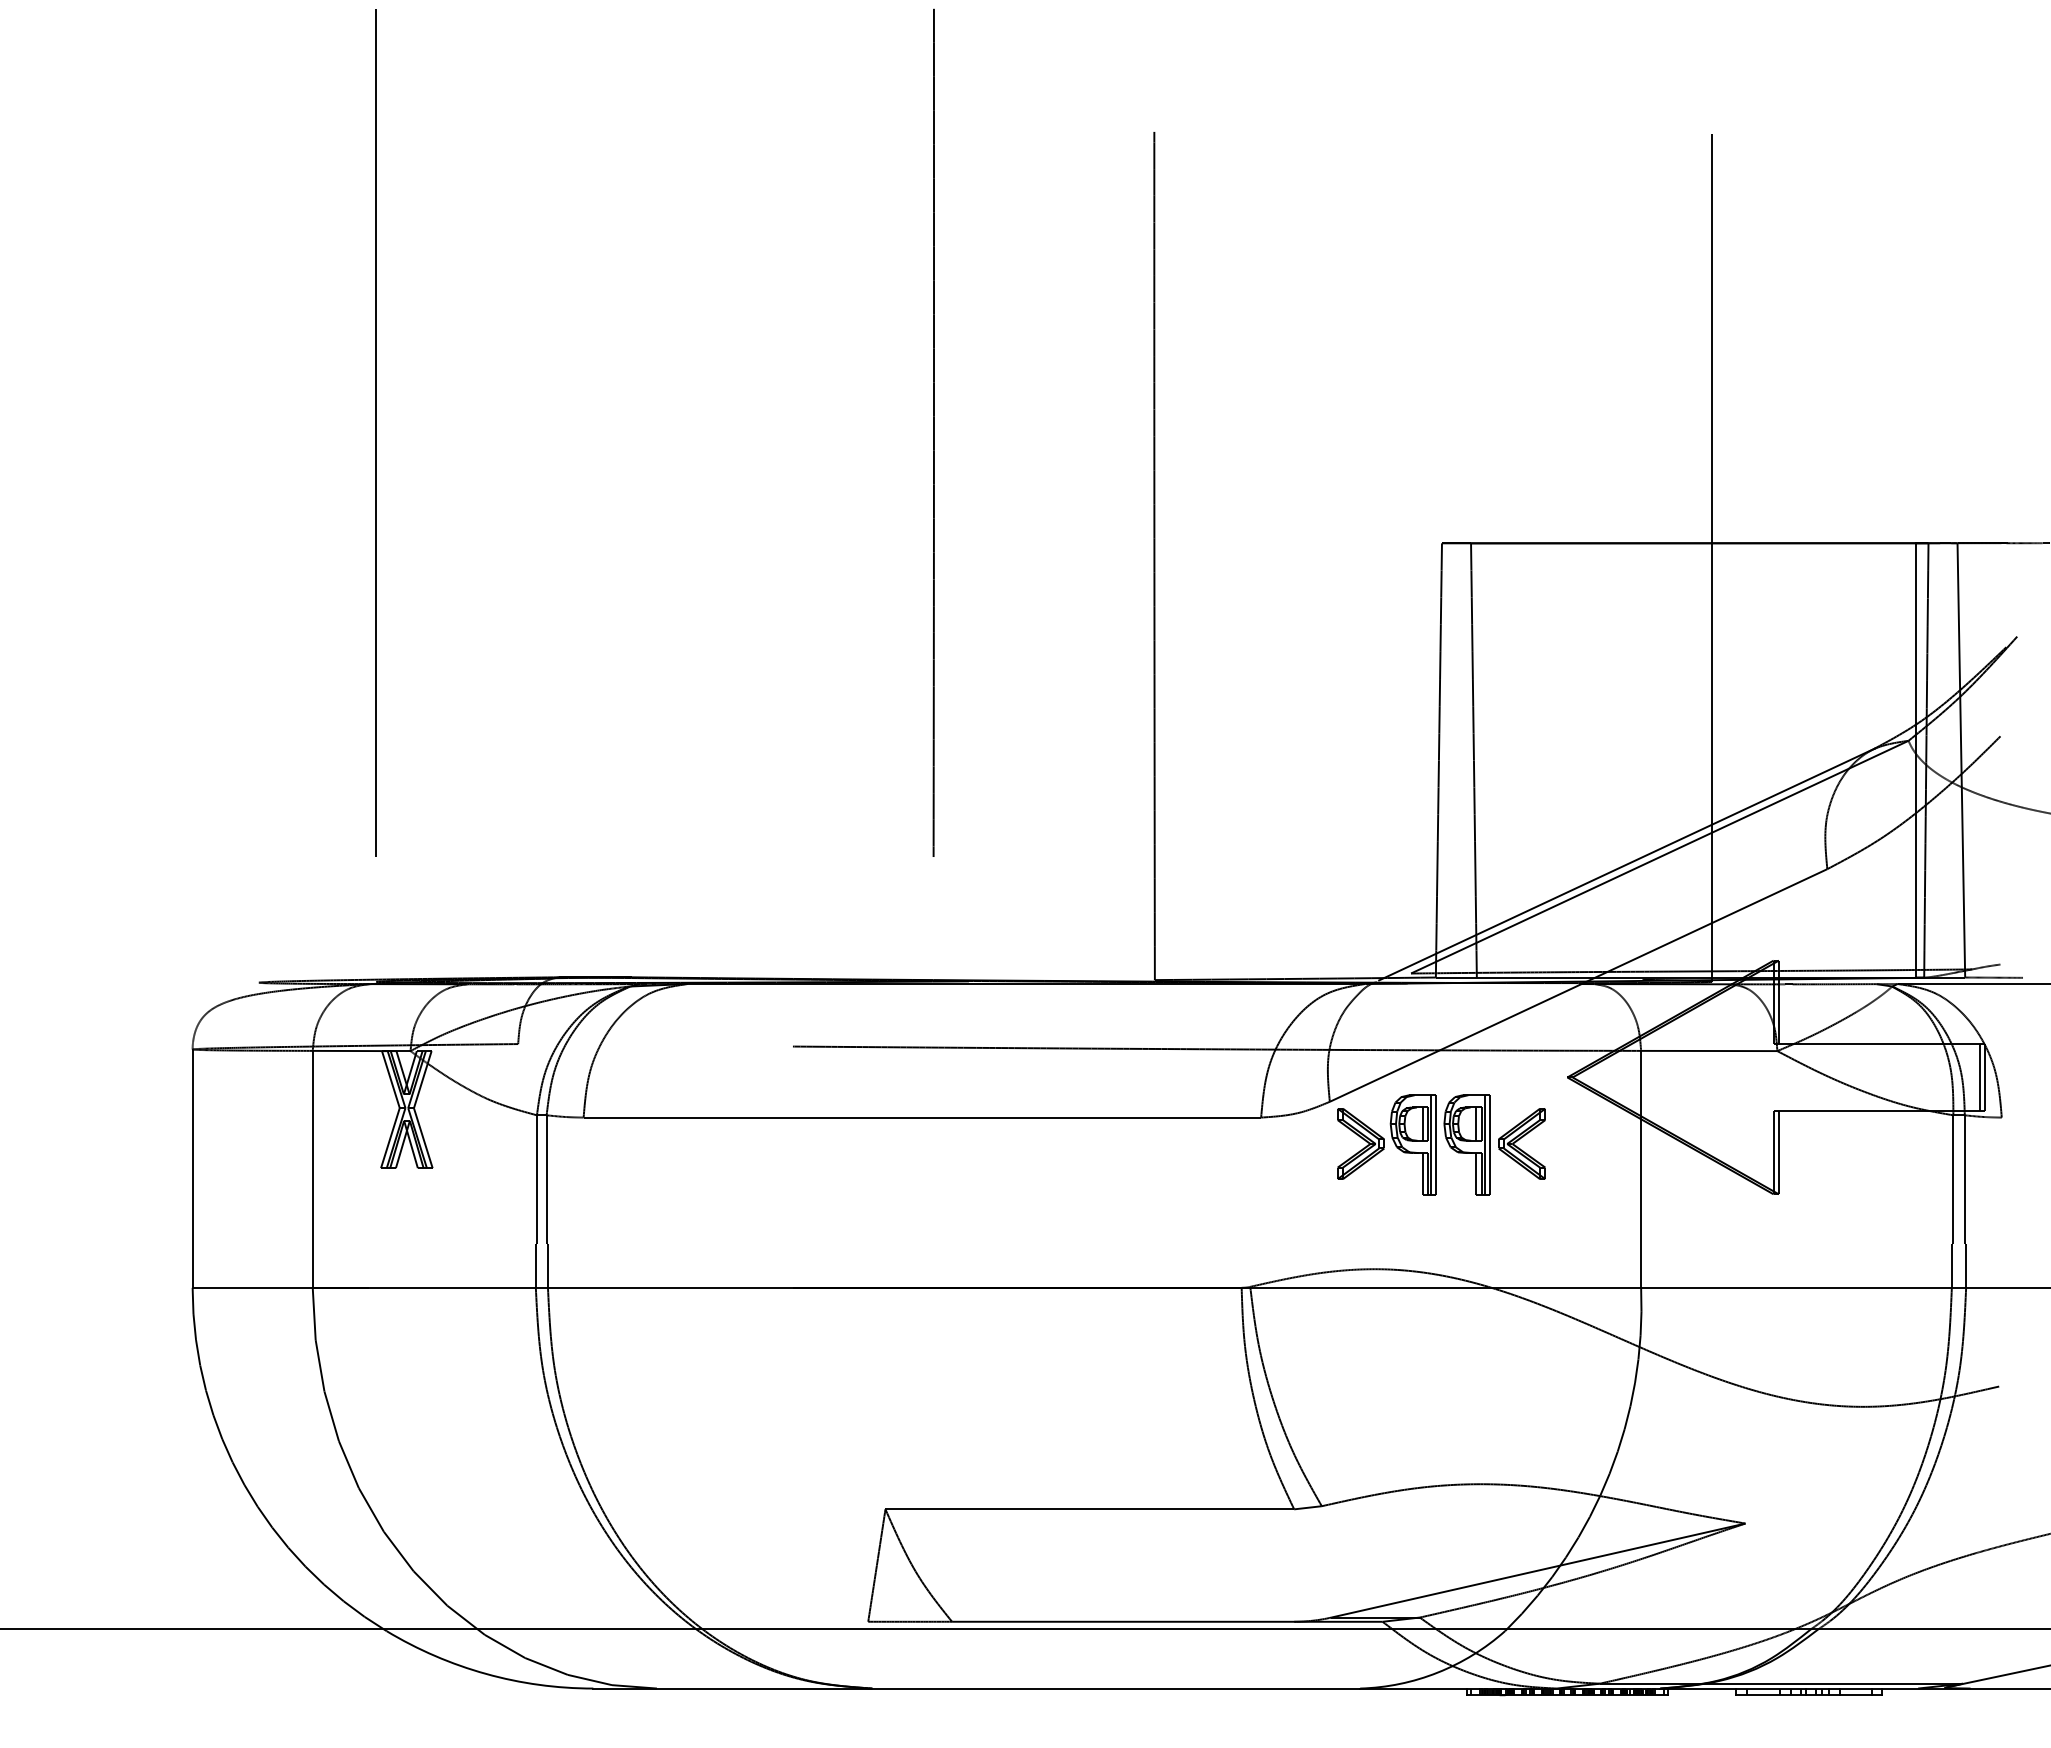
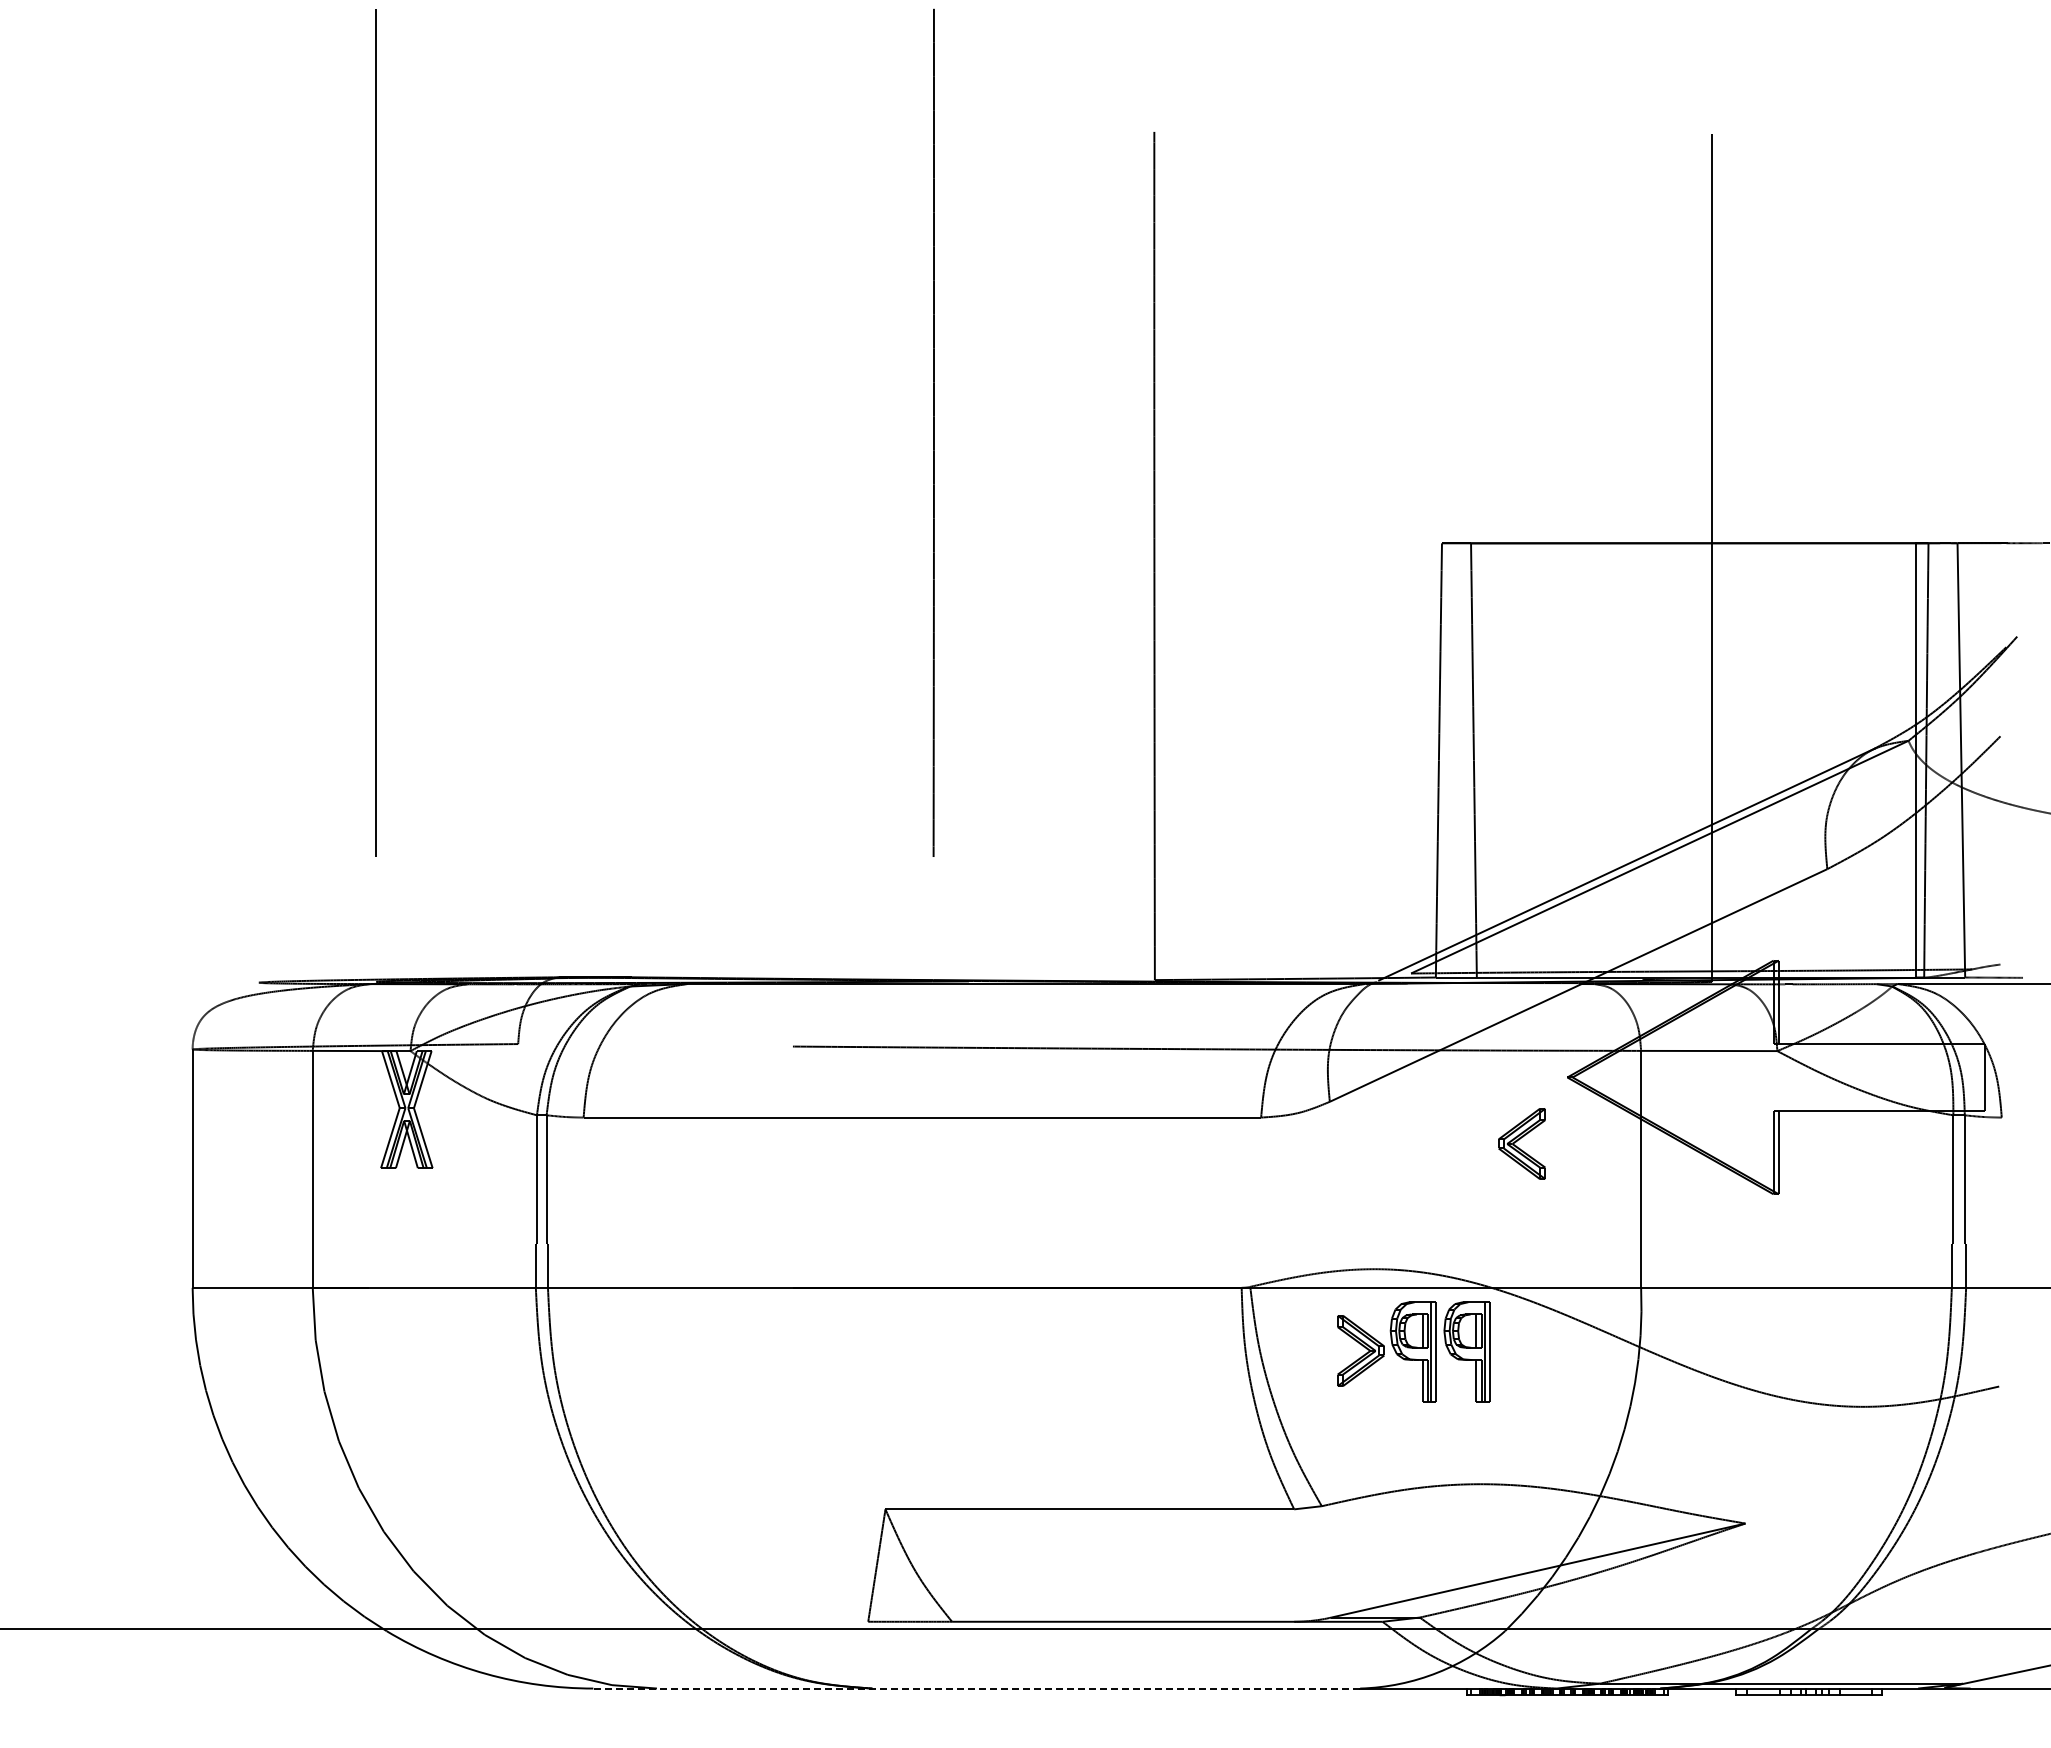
line: present -> none (1979, 1077)
part position: (1413, 1144) -> (1413, 1351) (1413, 1351)
line: solid -> dashed (976, 1688)
